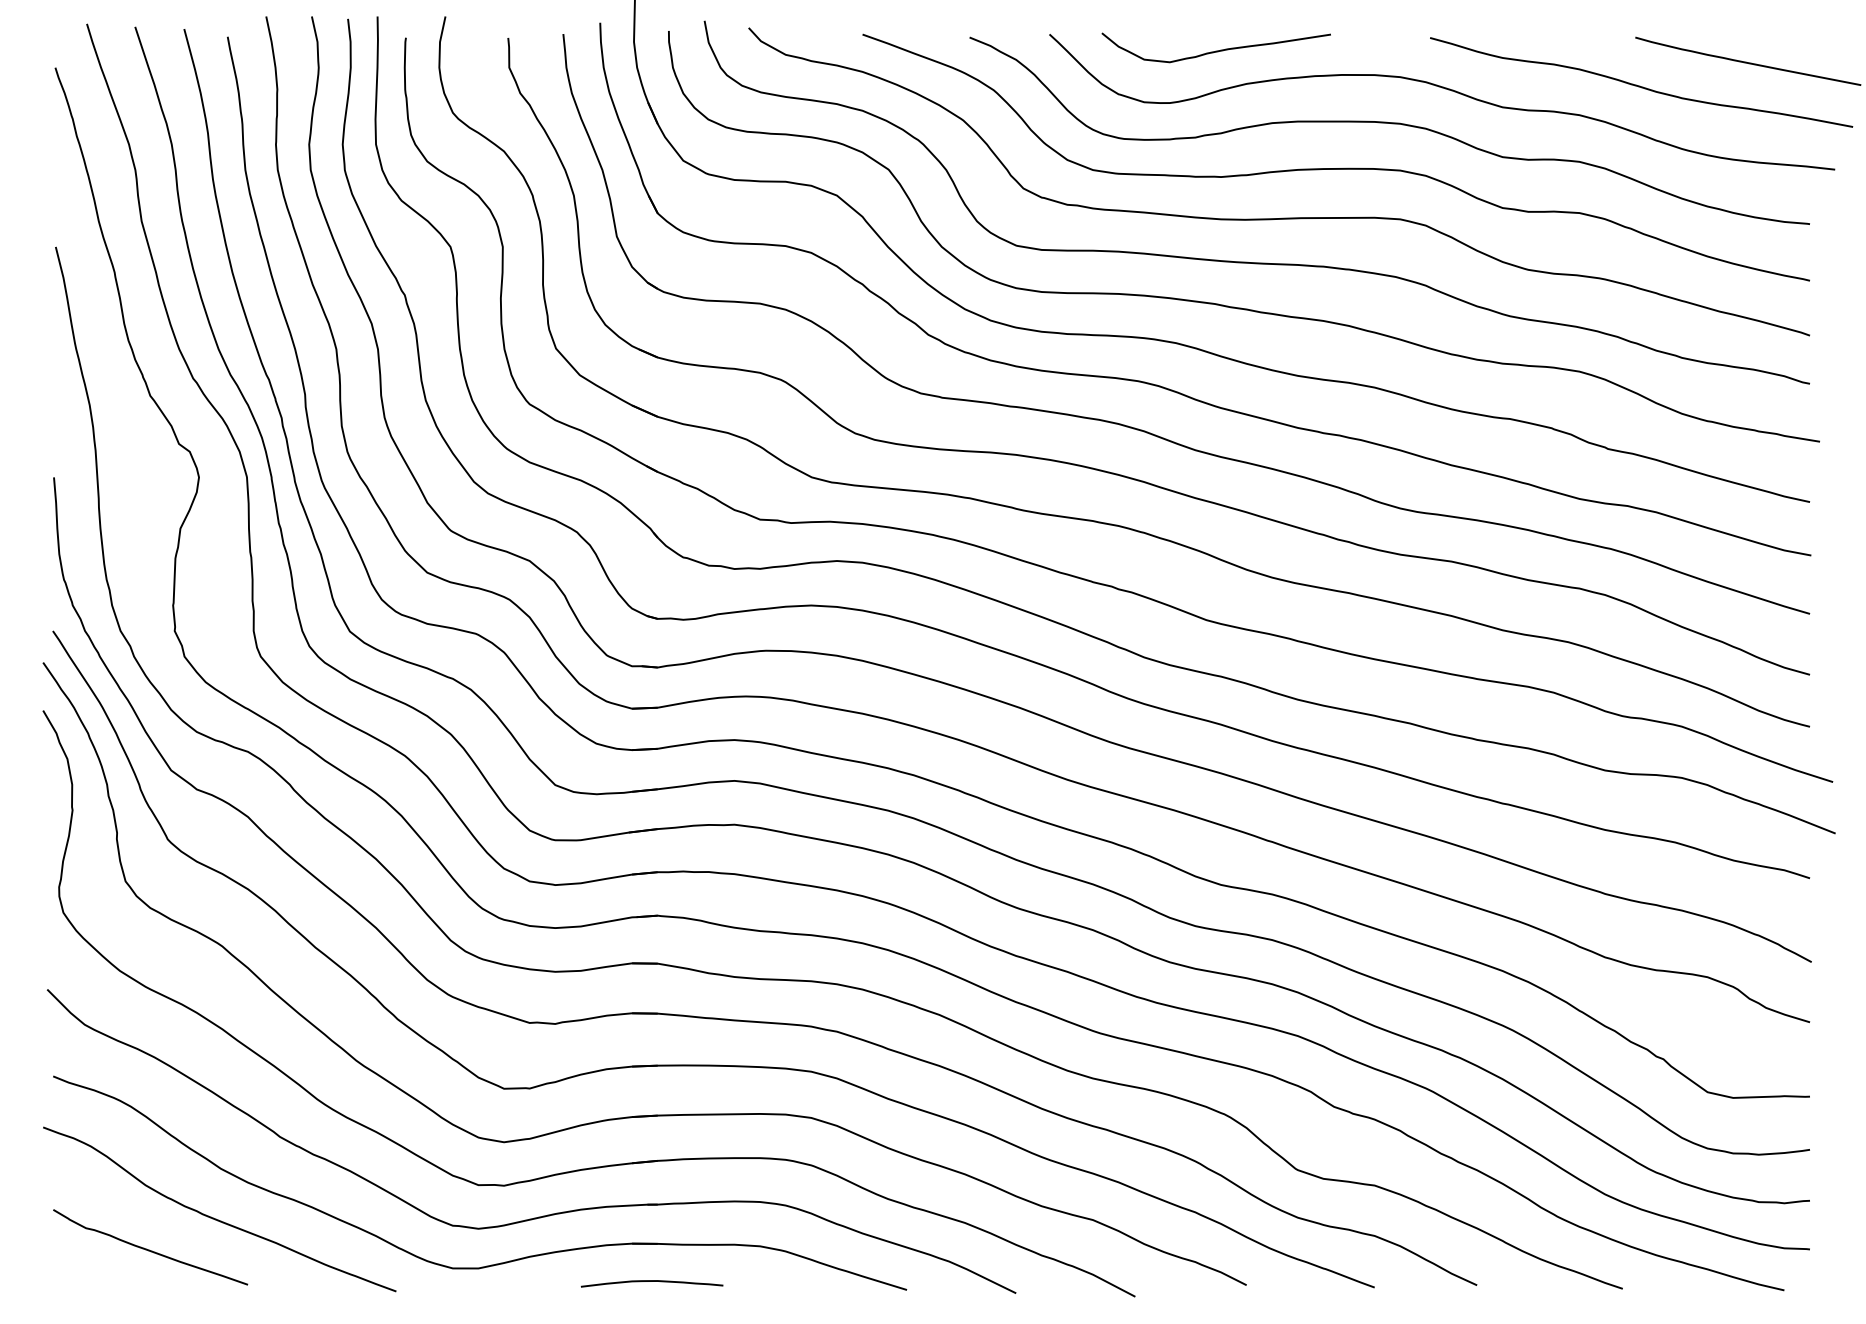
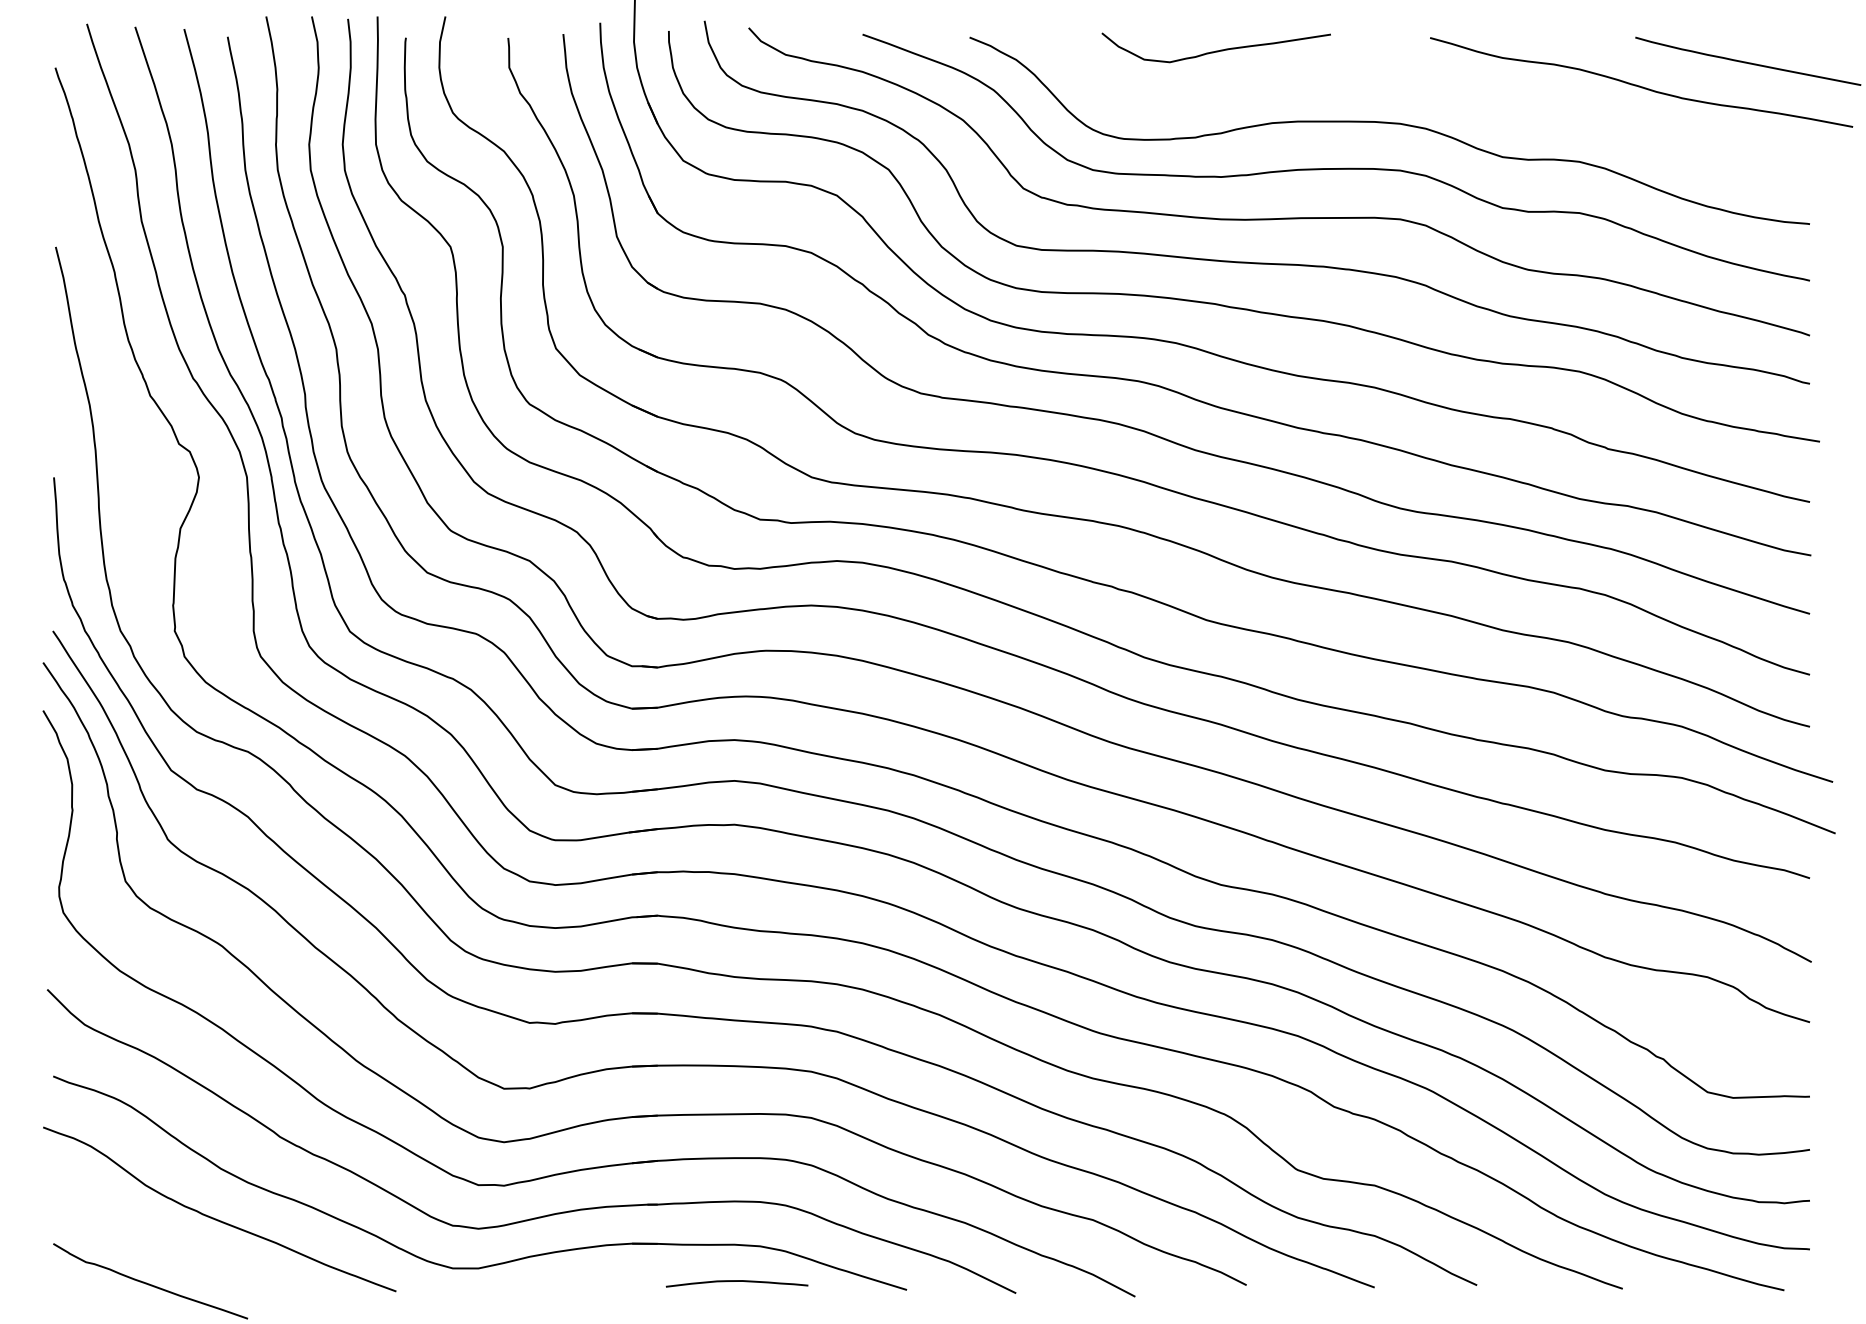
curve: present -> none (1445, 89)
curve position: (149, 1249) -> (149, 1283) (149, 1283)
curve position: (651, 1281) -> (736, 1281) (736, 1281)
